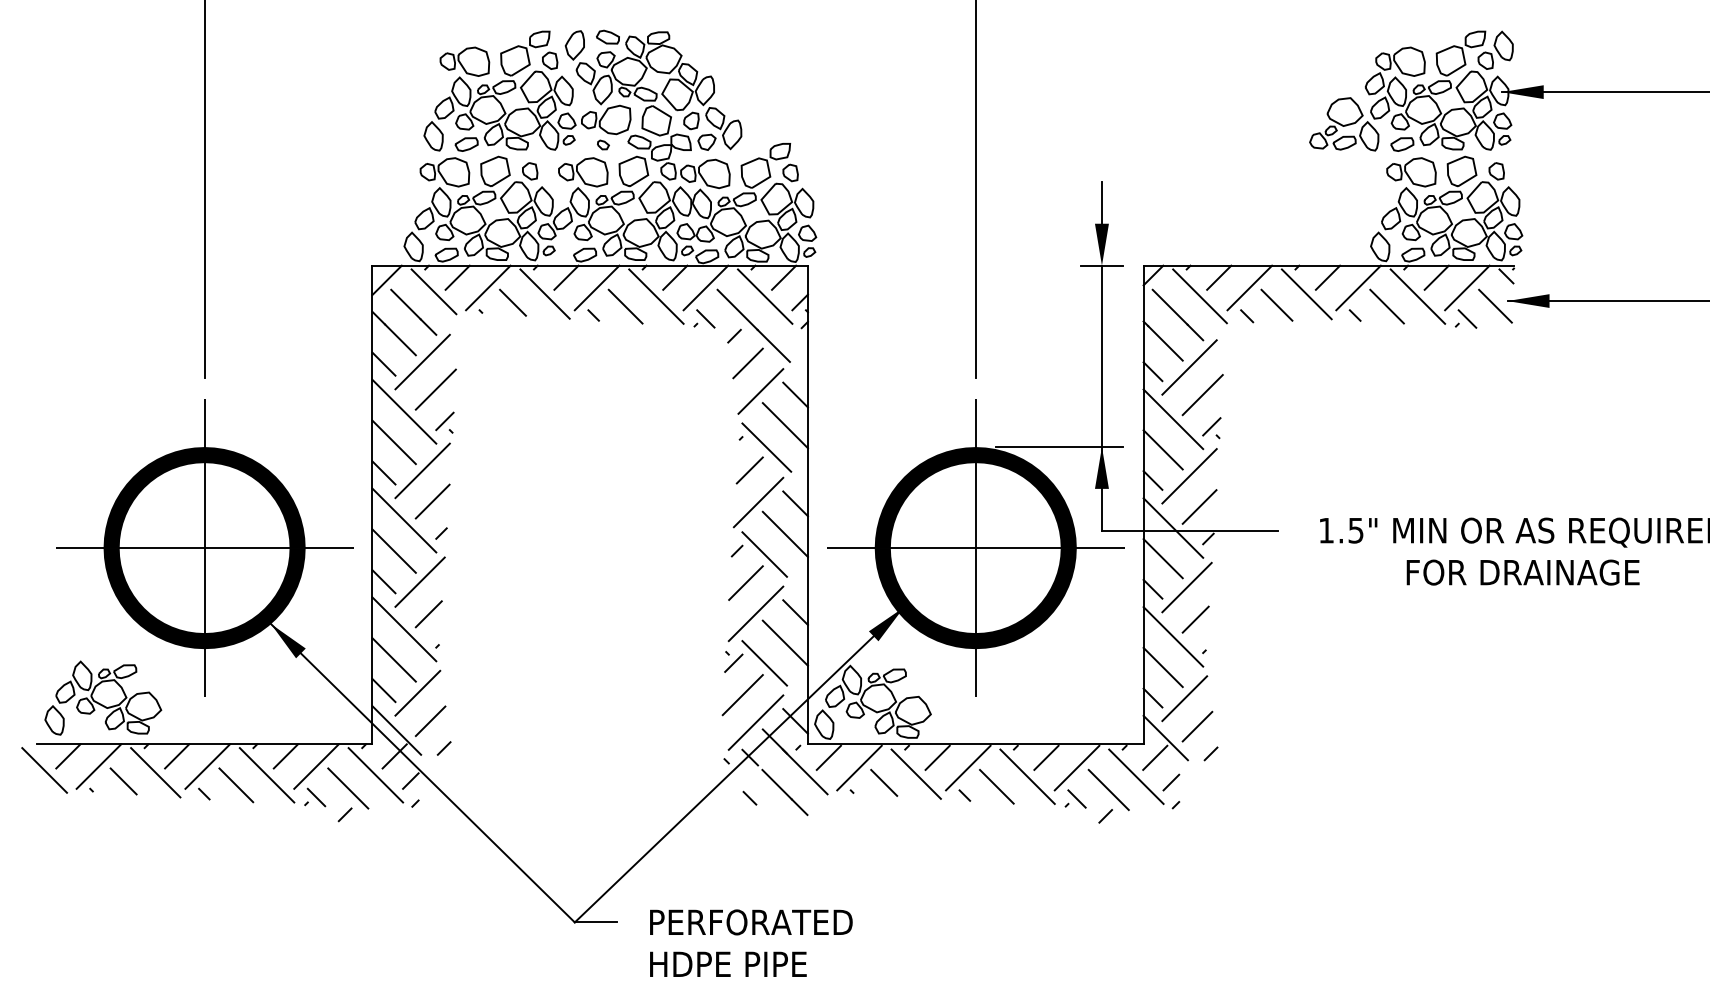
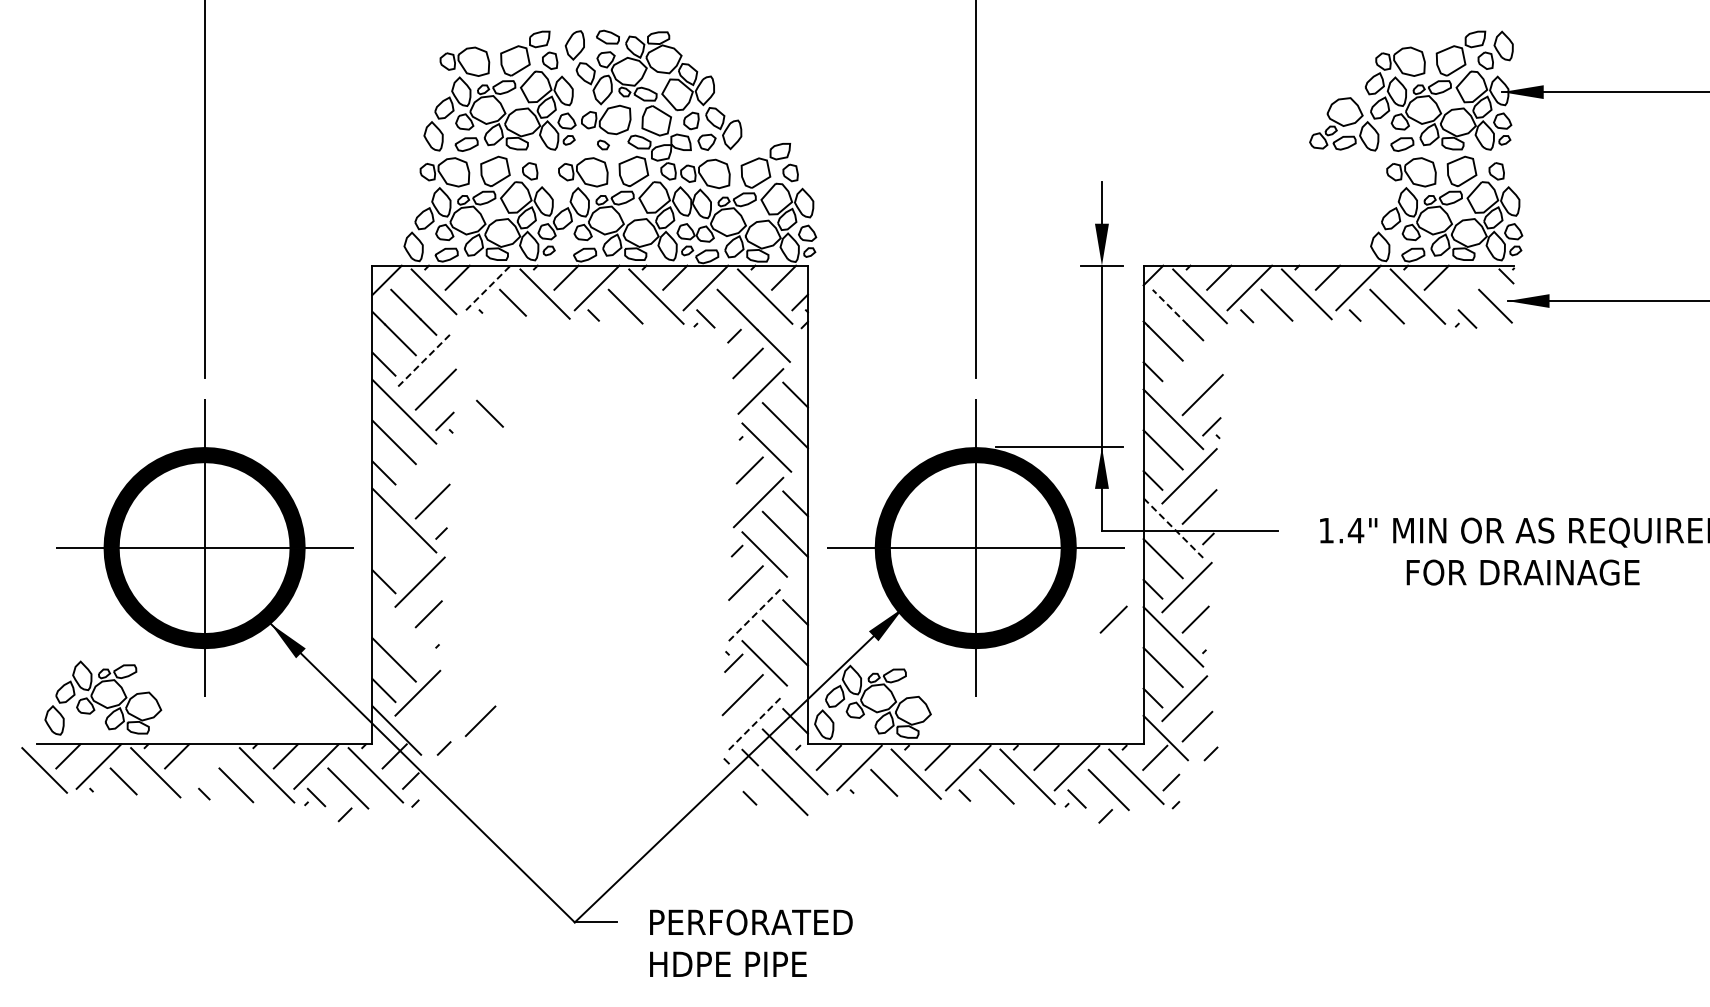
line: solid -> dashed (488, 287)
line: present -> none (1467, 287)
line: solid -> dashed (1170, 307)
line: solid -> dashed (422, 362)
line: present -> none (1189, 367)
line: none -> present (489, 413)
line: present -> none (422, 470)
line: solid -> dashed (1173, 527)
text: 1.5" -> 1.4" (1355, 530)
line: present -> none (393, 550)
line: solid -> dashed (756, 613)
line: none -> present (1113, 619)
line: present -> none (404, 629)
line position: (430, 720) -> (480, 720) (480, 720)
line: solid -> dashed (756, 722)
line: present -> none (207, 766)
